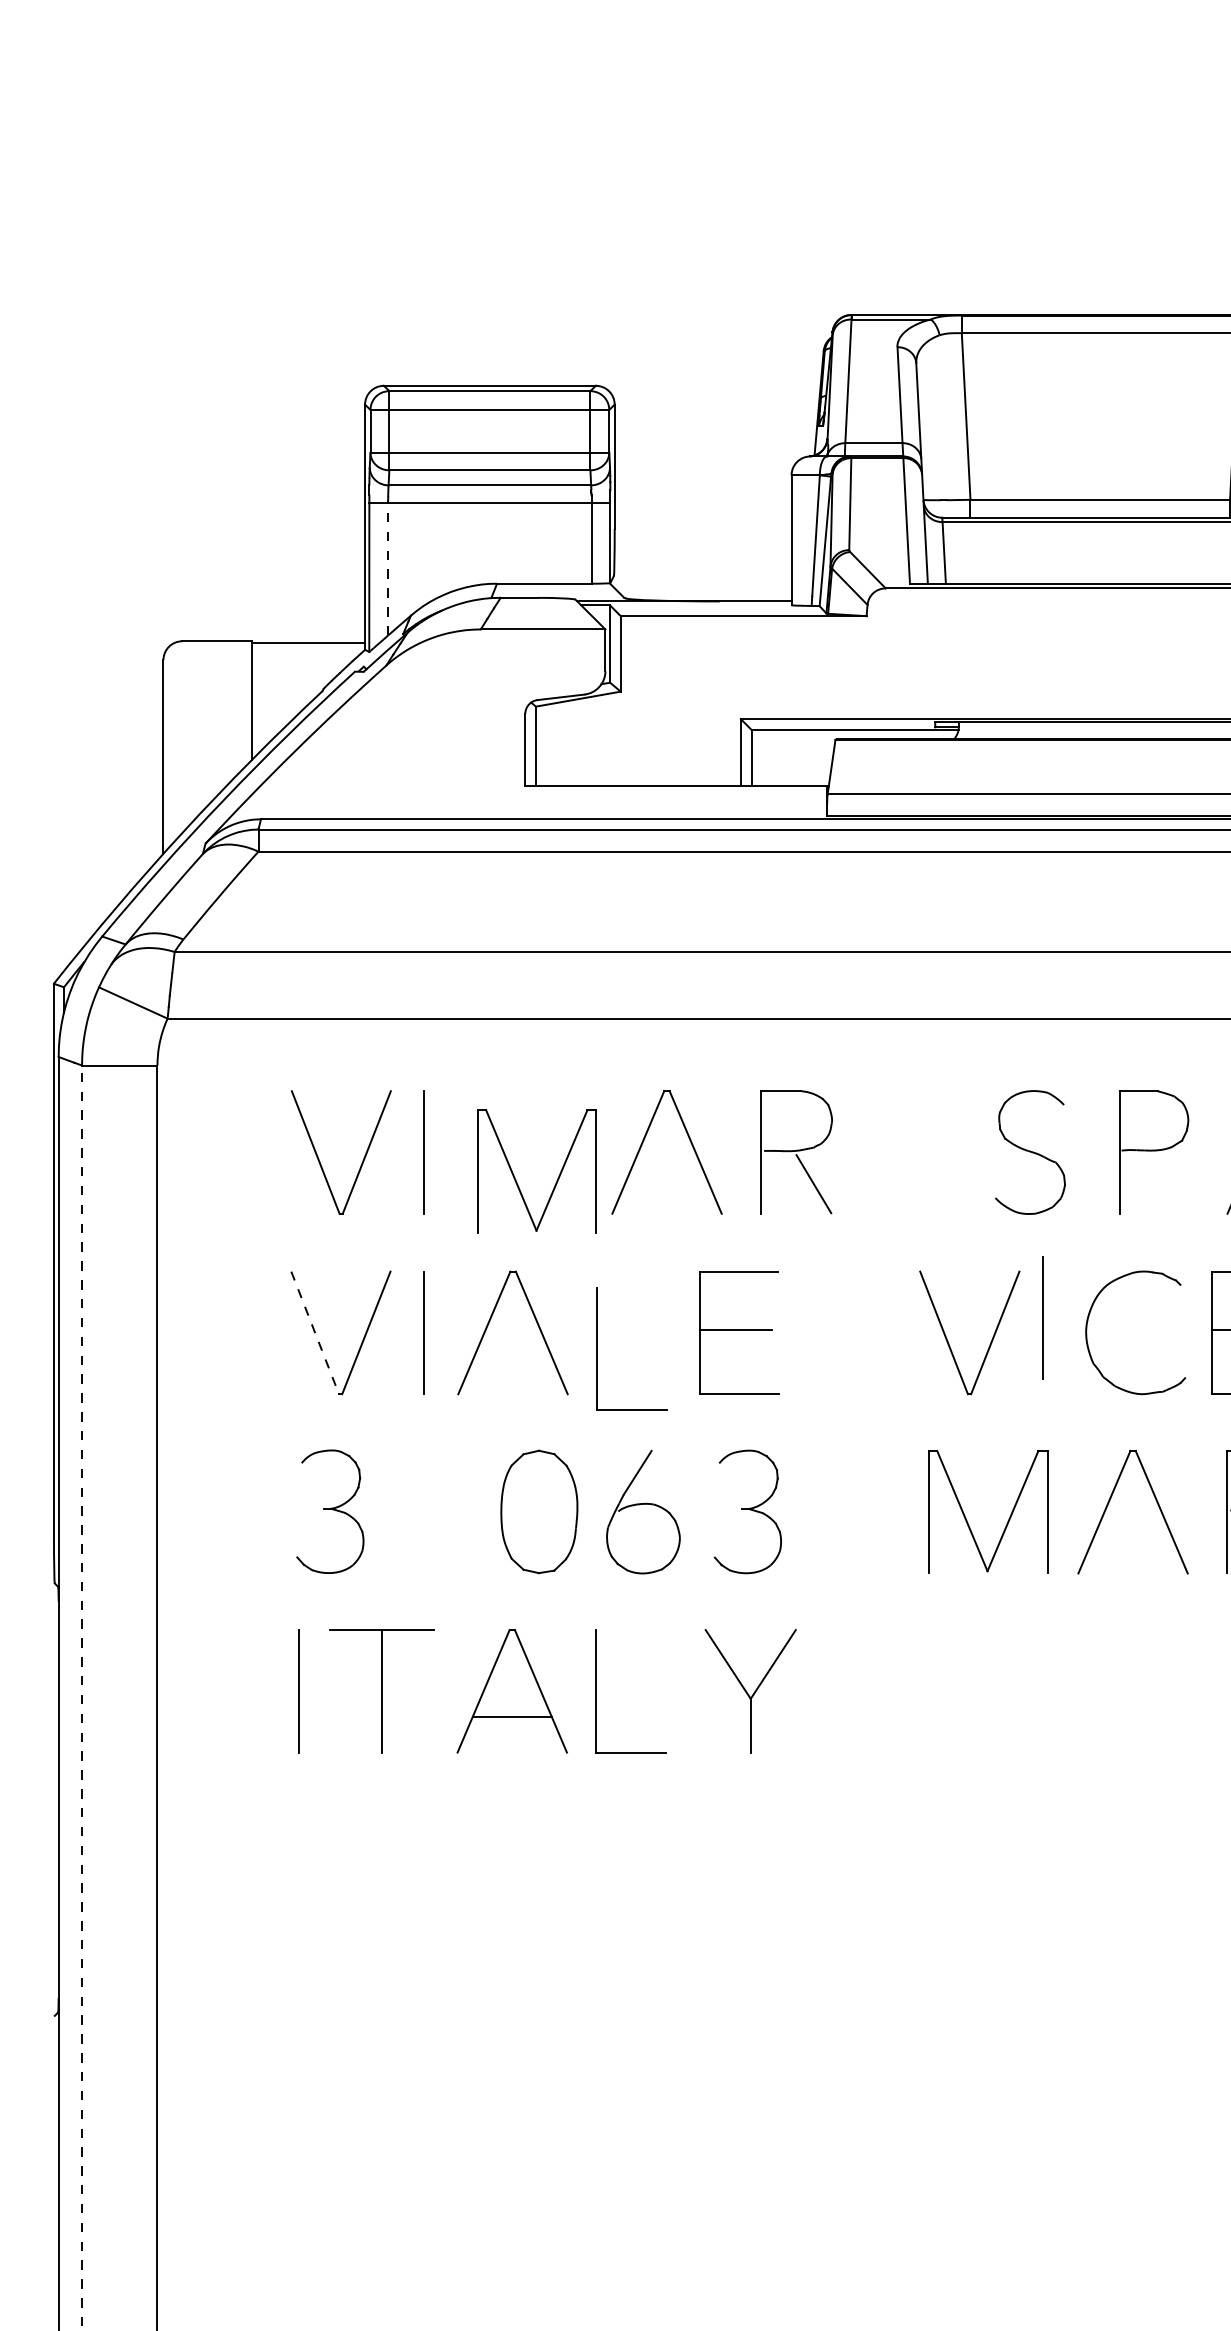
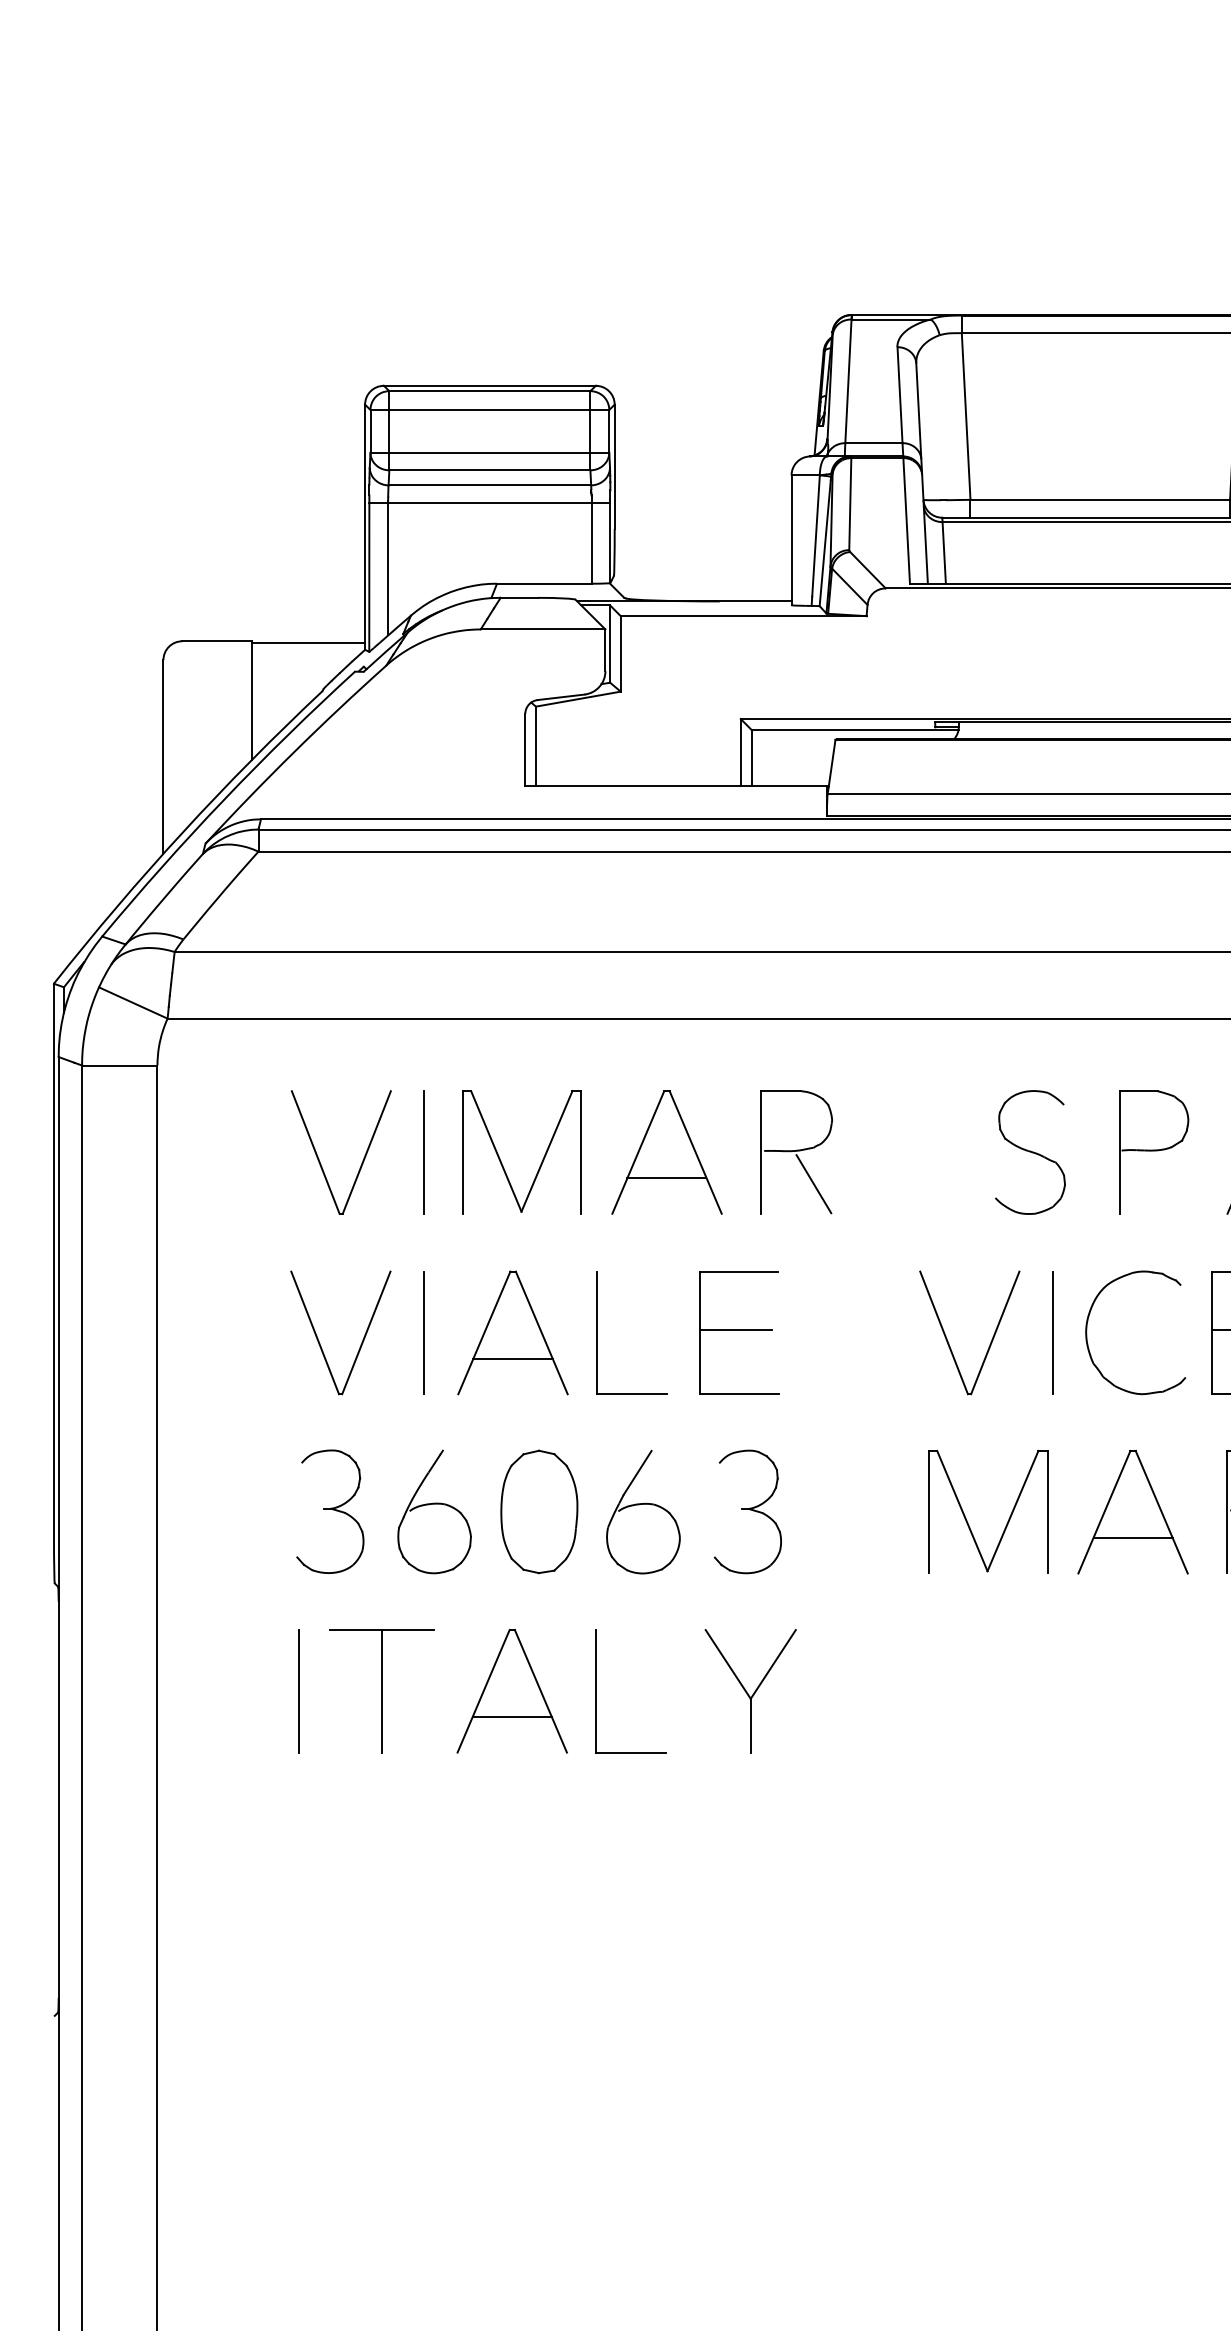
line: dashed -> solid (388, 567)
line: none -> present (666, 1178)
part position: (516, 1179) -> (501, 1160) (501, 1160)
line position: (1042, 1317) -> (1052, 1332) (1052, 1332)
line: dashed -> solid (315, 1332)
part position: (597, 1348) -> (597, 1332) (597, 1332)
line: none -> present (512, 1358)
part: none -> present (434, 1511)
line: none -> present (1132, 1537)
line: dashed -> solid (82, 1697)
